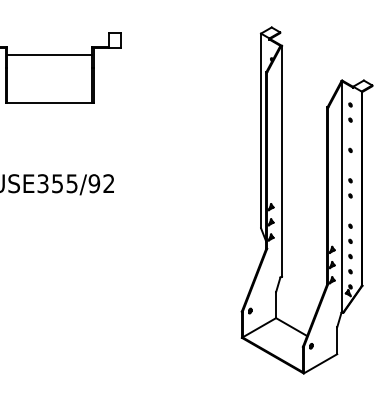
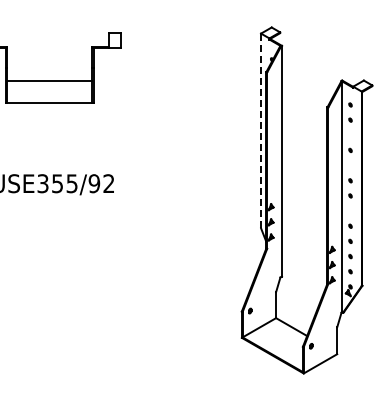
line position: (49, 55) -> (49, 81) (49, 81)
line: solid -> dashed (261, 130)
